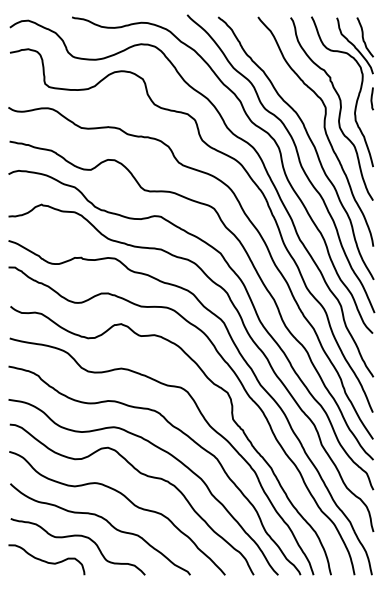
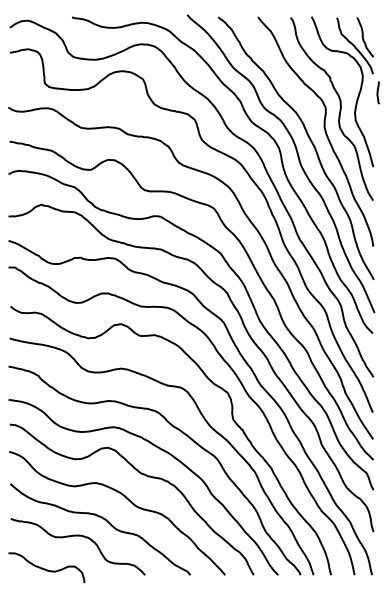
curve position: (372, 98) -> (378, 92) (378, 92)
curve position: (45, 560) -> (45, 568) (45, 568)
